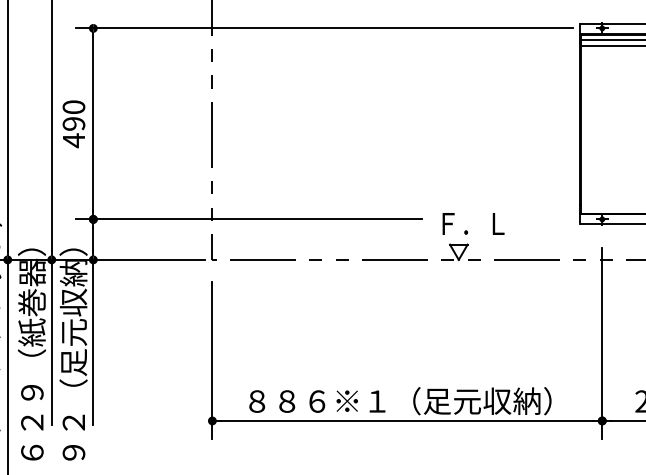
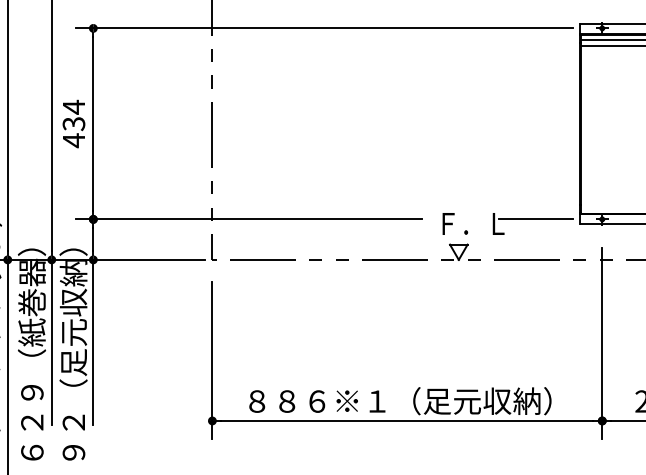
text: 490 -> 434 (73, 115)
line: none -> present (535, 219)
